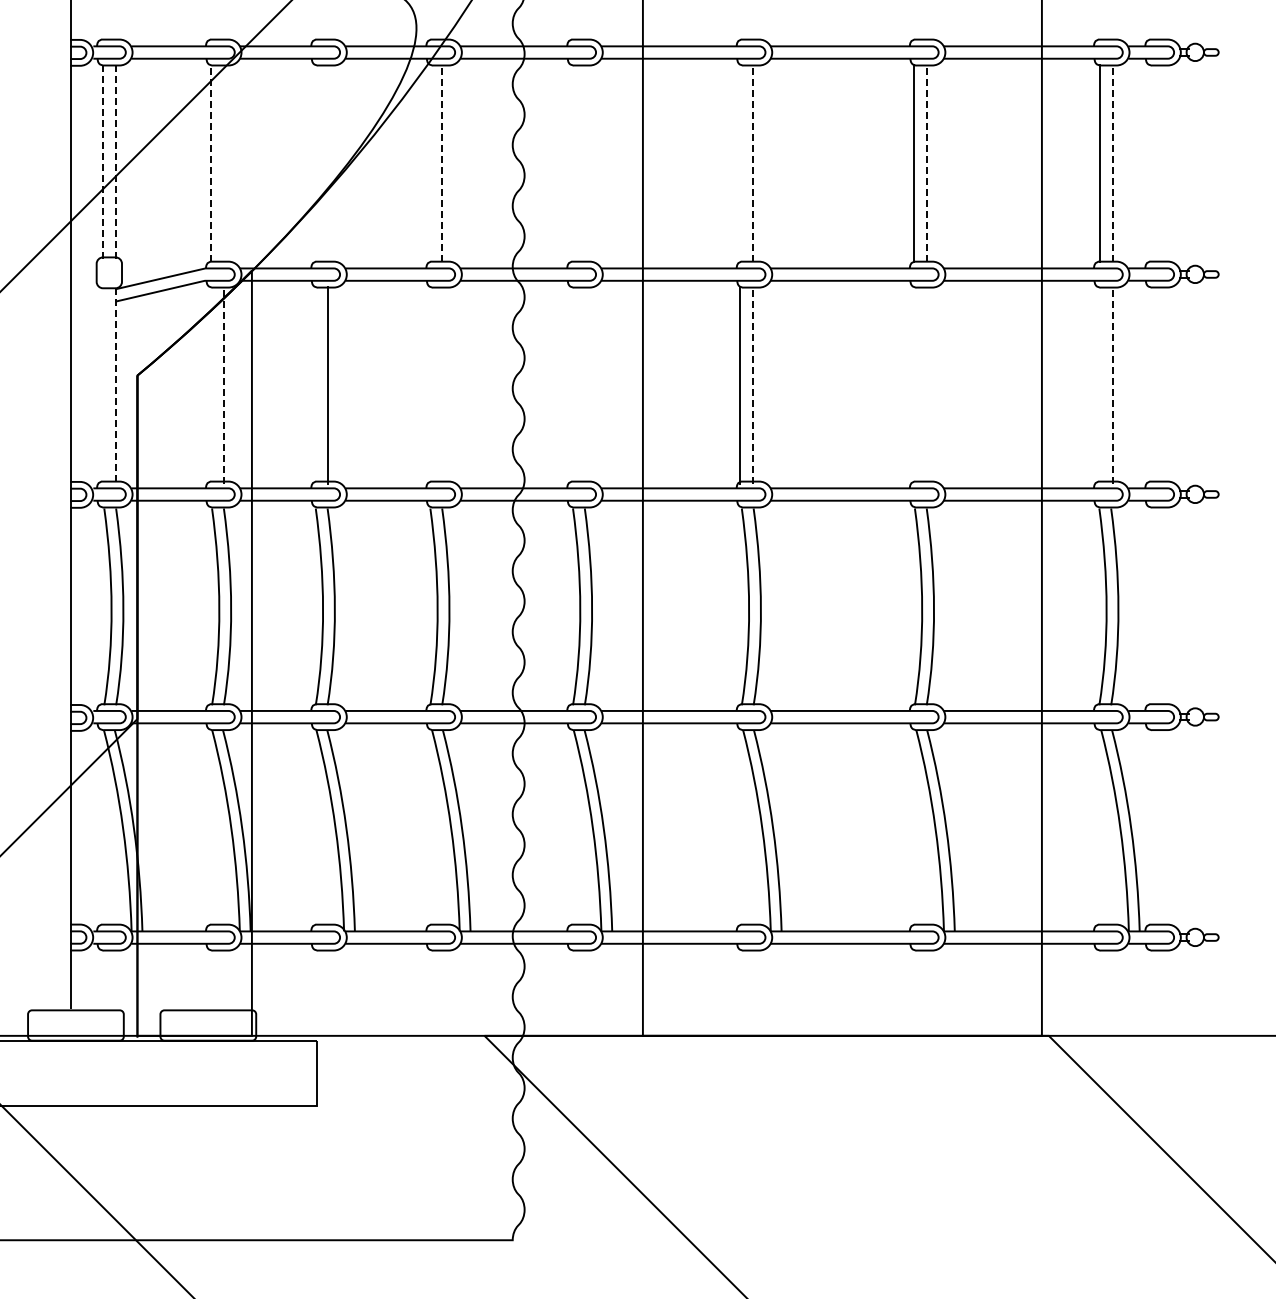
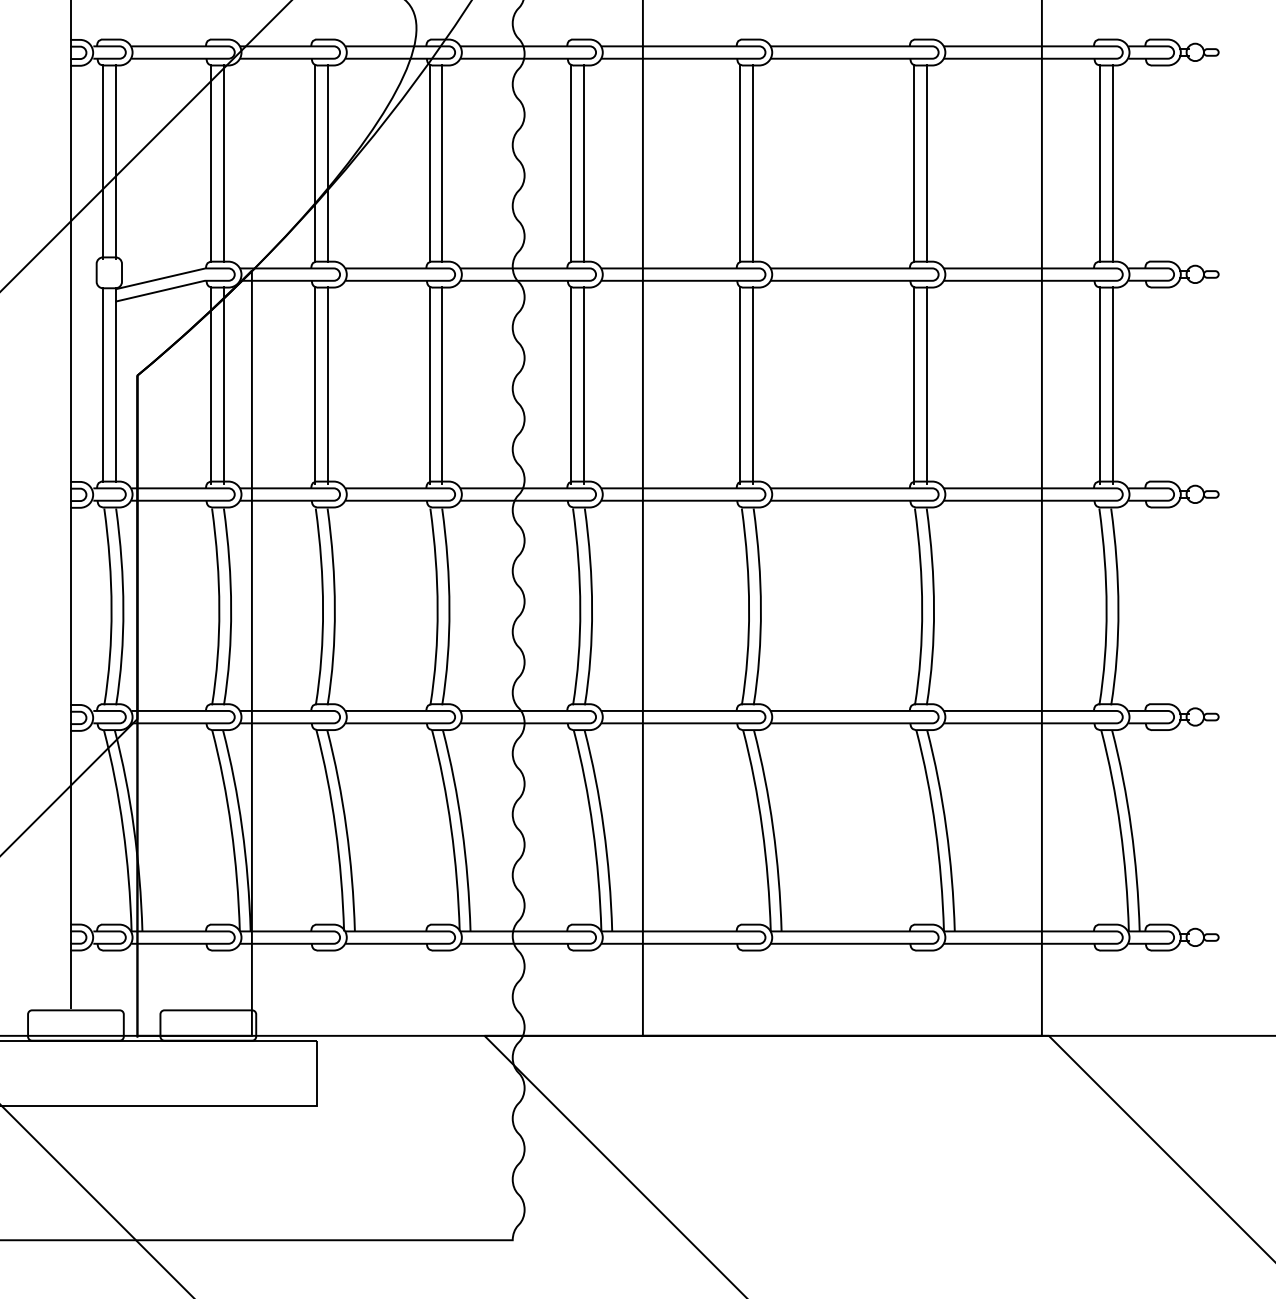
line: dashed -> solid (102, 161)
line: dashed -> solid (115, 161)
line: dashed -> solid (211, 162)
line: none -> present (223, 162)
line: none -> present (314, 162)
line: none -> present (327, 162)
line: none -> present (429, 162)
line: dashed -> solid (442, 162)
line: none -> present (571, 162)
line: none -> present (584, 162)
line: none -> present (740, 162)
line: dashed -> solid (753, 162)
line: dashed -> solid (927, 162)
line: dashed -> solid (1112, 162)
line: dashed -> solid (115, 384)
line: none -> present (211, 384)
line: dashed -> solid (223, 384)
line: none -> present (314, 384)
line: none -> present (429, 384)
line: none -> present (442, 384)
line: none -> present (571, 384)
line: none -> present (584, 384)
line: dashed -> solid (753, 384)
line: none -> present (914, 384)
line: none -> present (927, 384)
line: none -> present (1099, 384)
line: dashed -> solid (1112, 384)
line: none -> present (102, 385)
